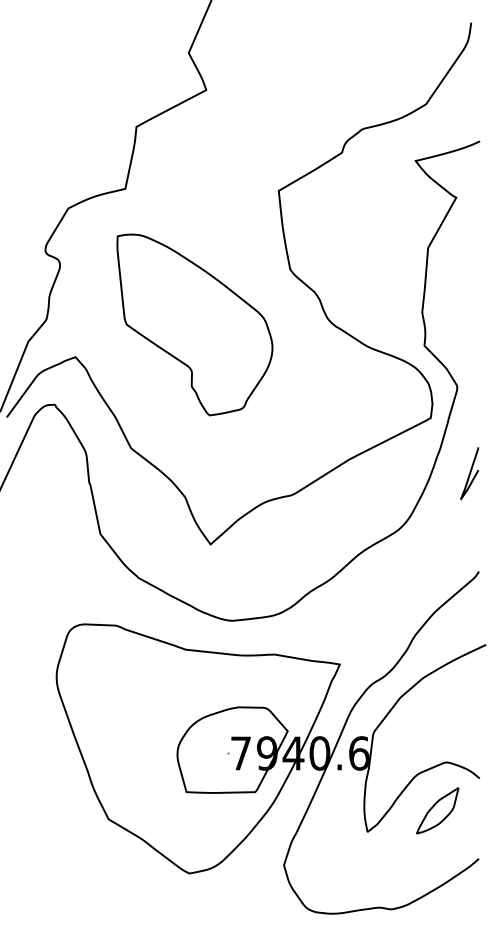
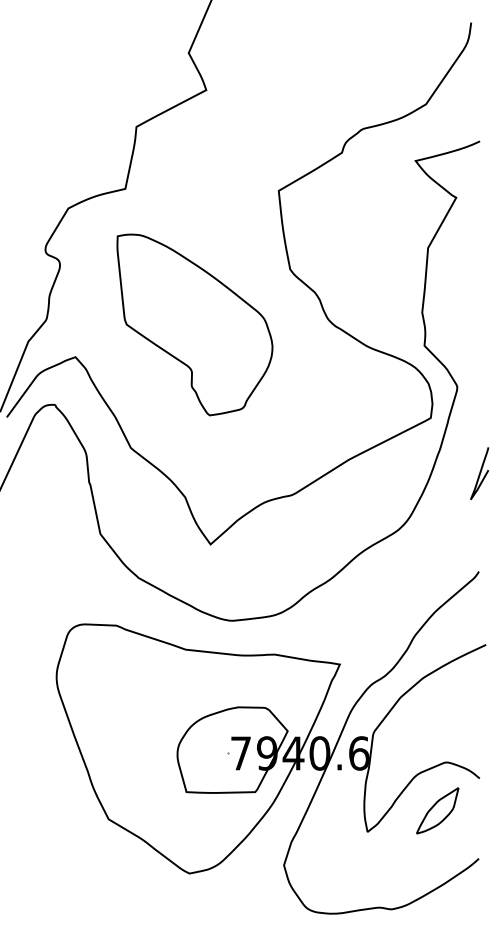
curve position: (469, 473) -> (479, 473) (479, 473)
